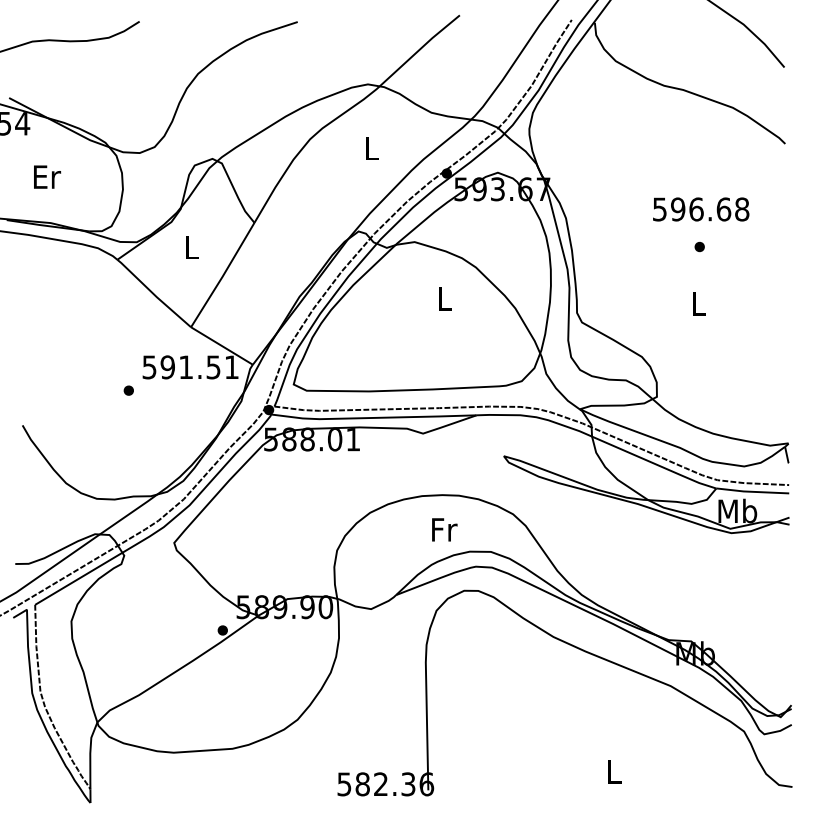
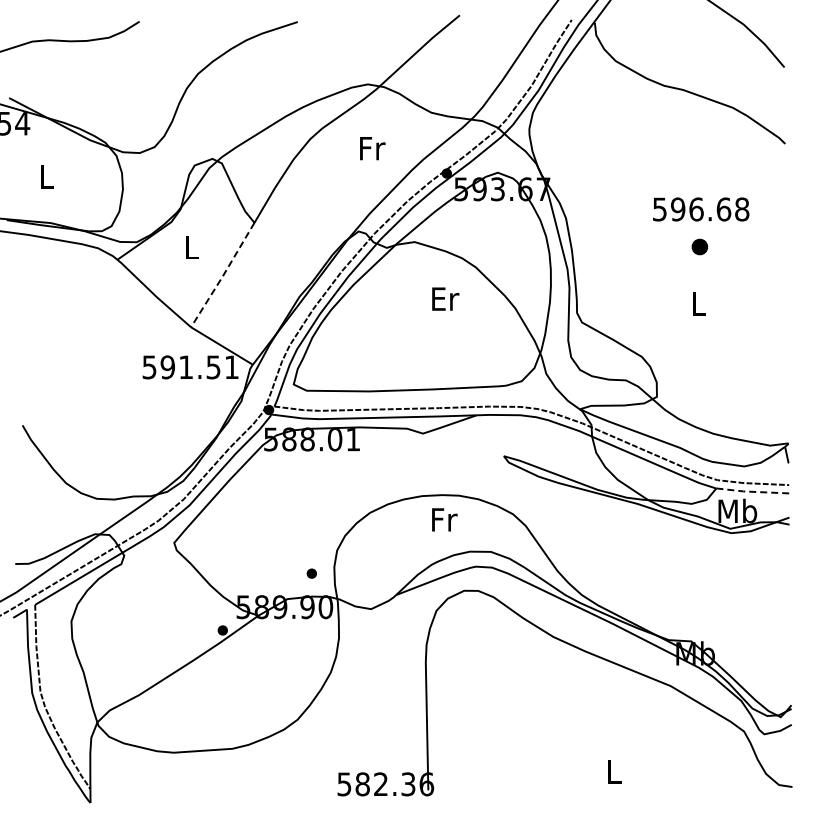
text: L -> Fr (372, 148)
text: Er -> L (47, 176)
part size: 11x12 px -> 17x18 px (699, 246)
line: solid -> dashed (223, 275)
text: L -> Er (445, 298)
part position: (128, 390) -> (311, 573) (311, 573)
line: solid -> dashed (752, 491)
text position: (444, 529) -> (444, 519) (444, 519)
